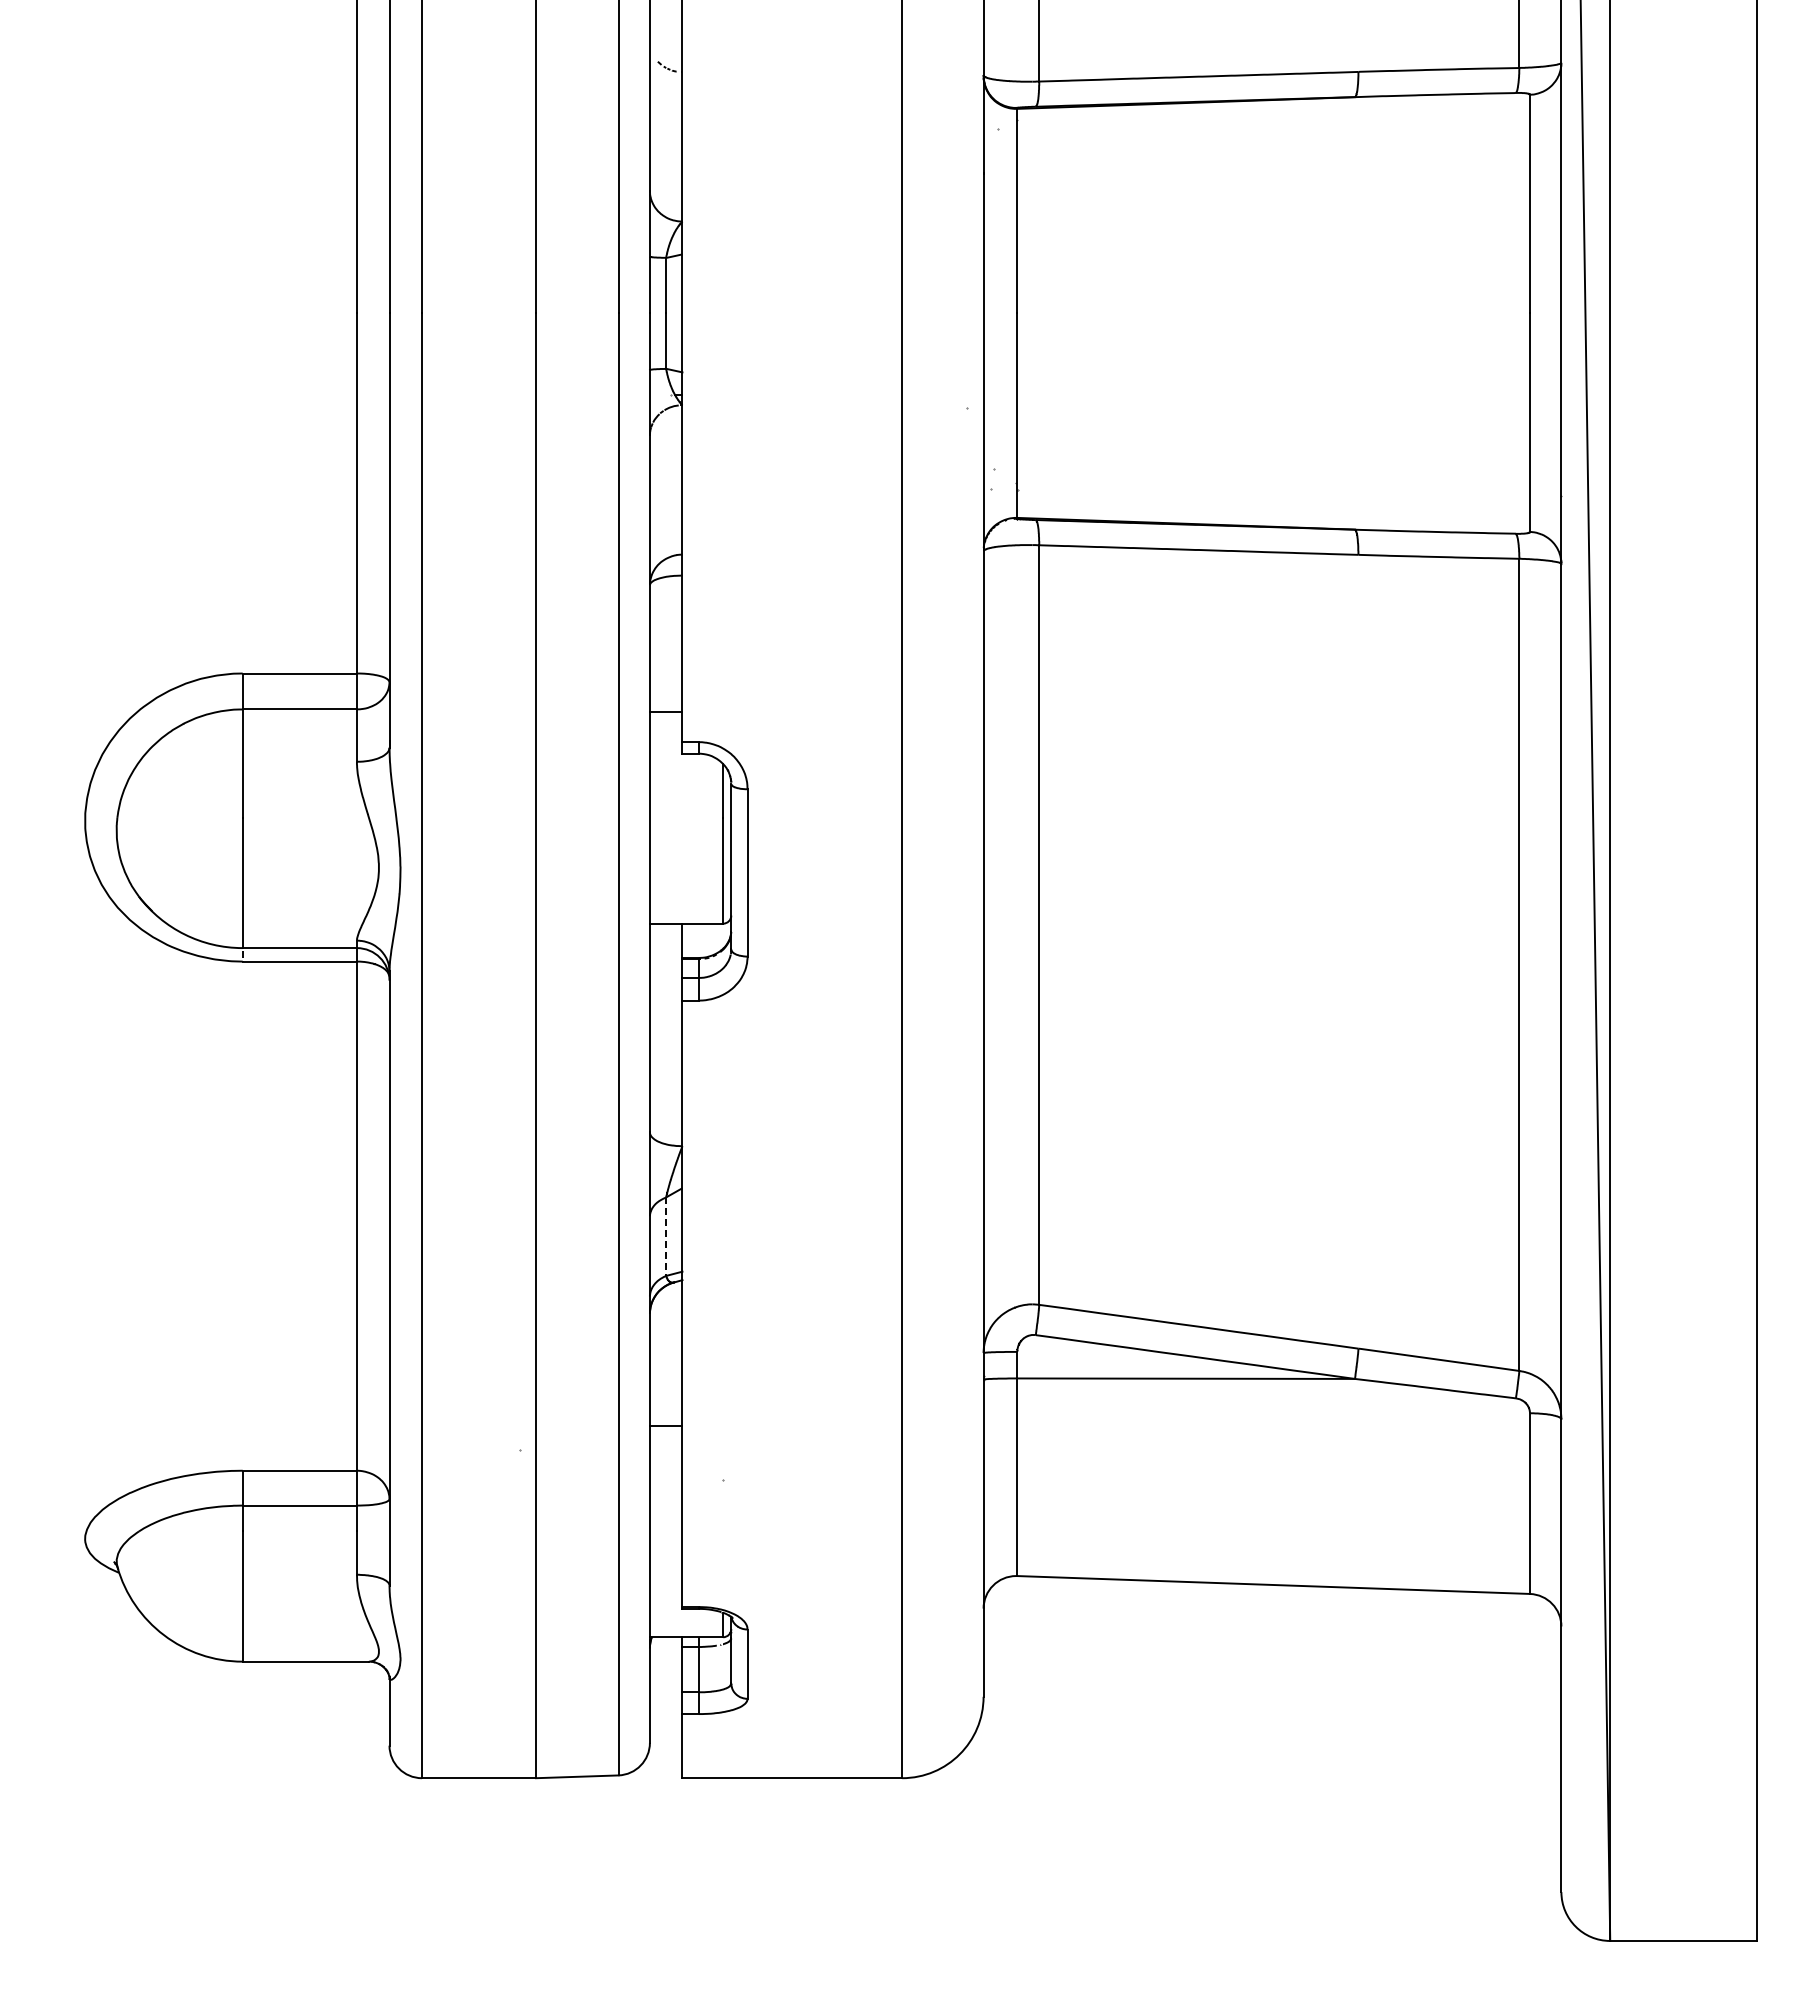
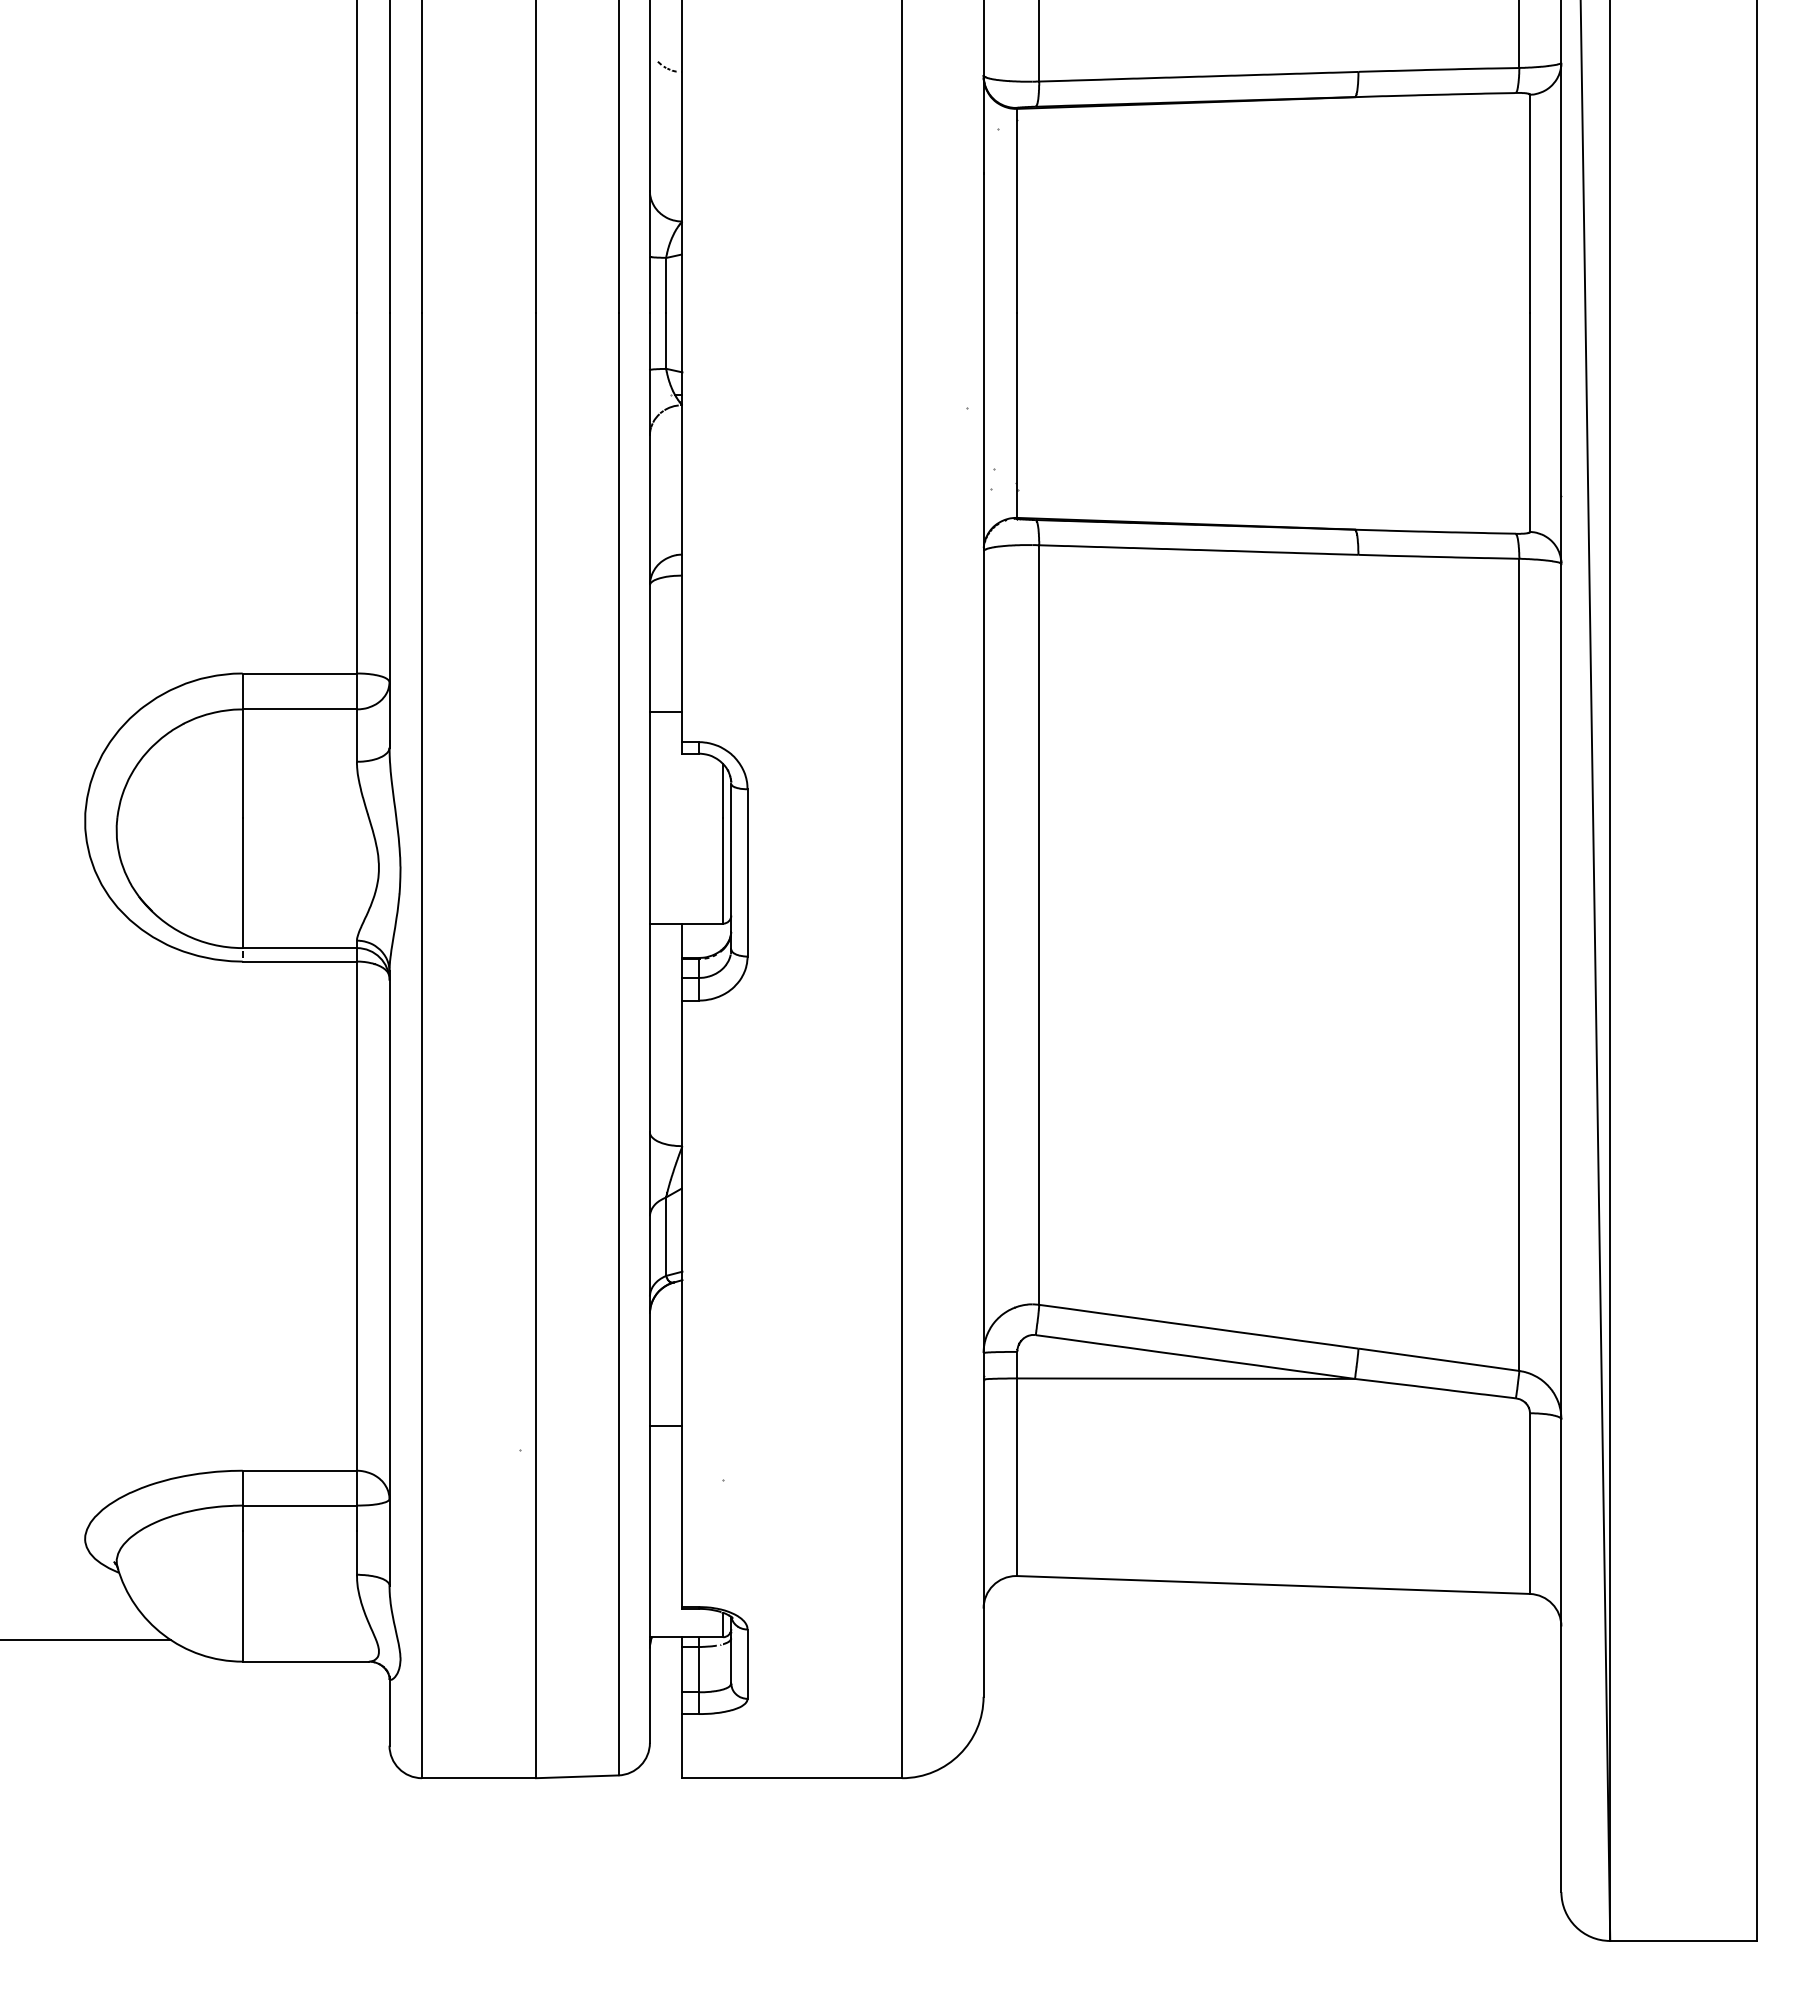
line: dashed -> solid (666, 1237)
line: none -> present (86, 1639)
